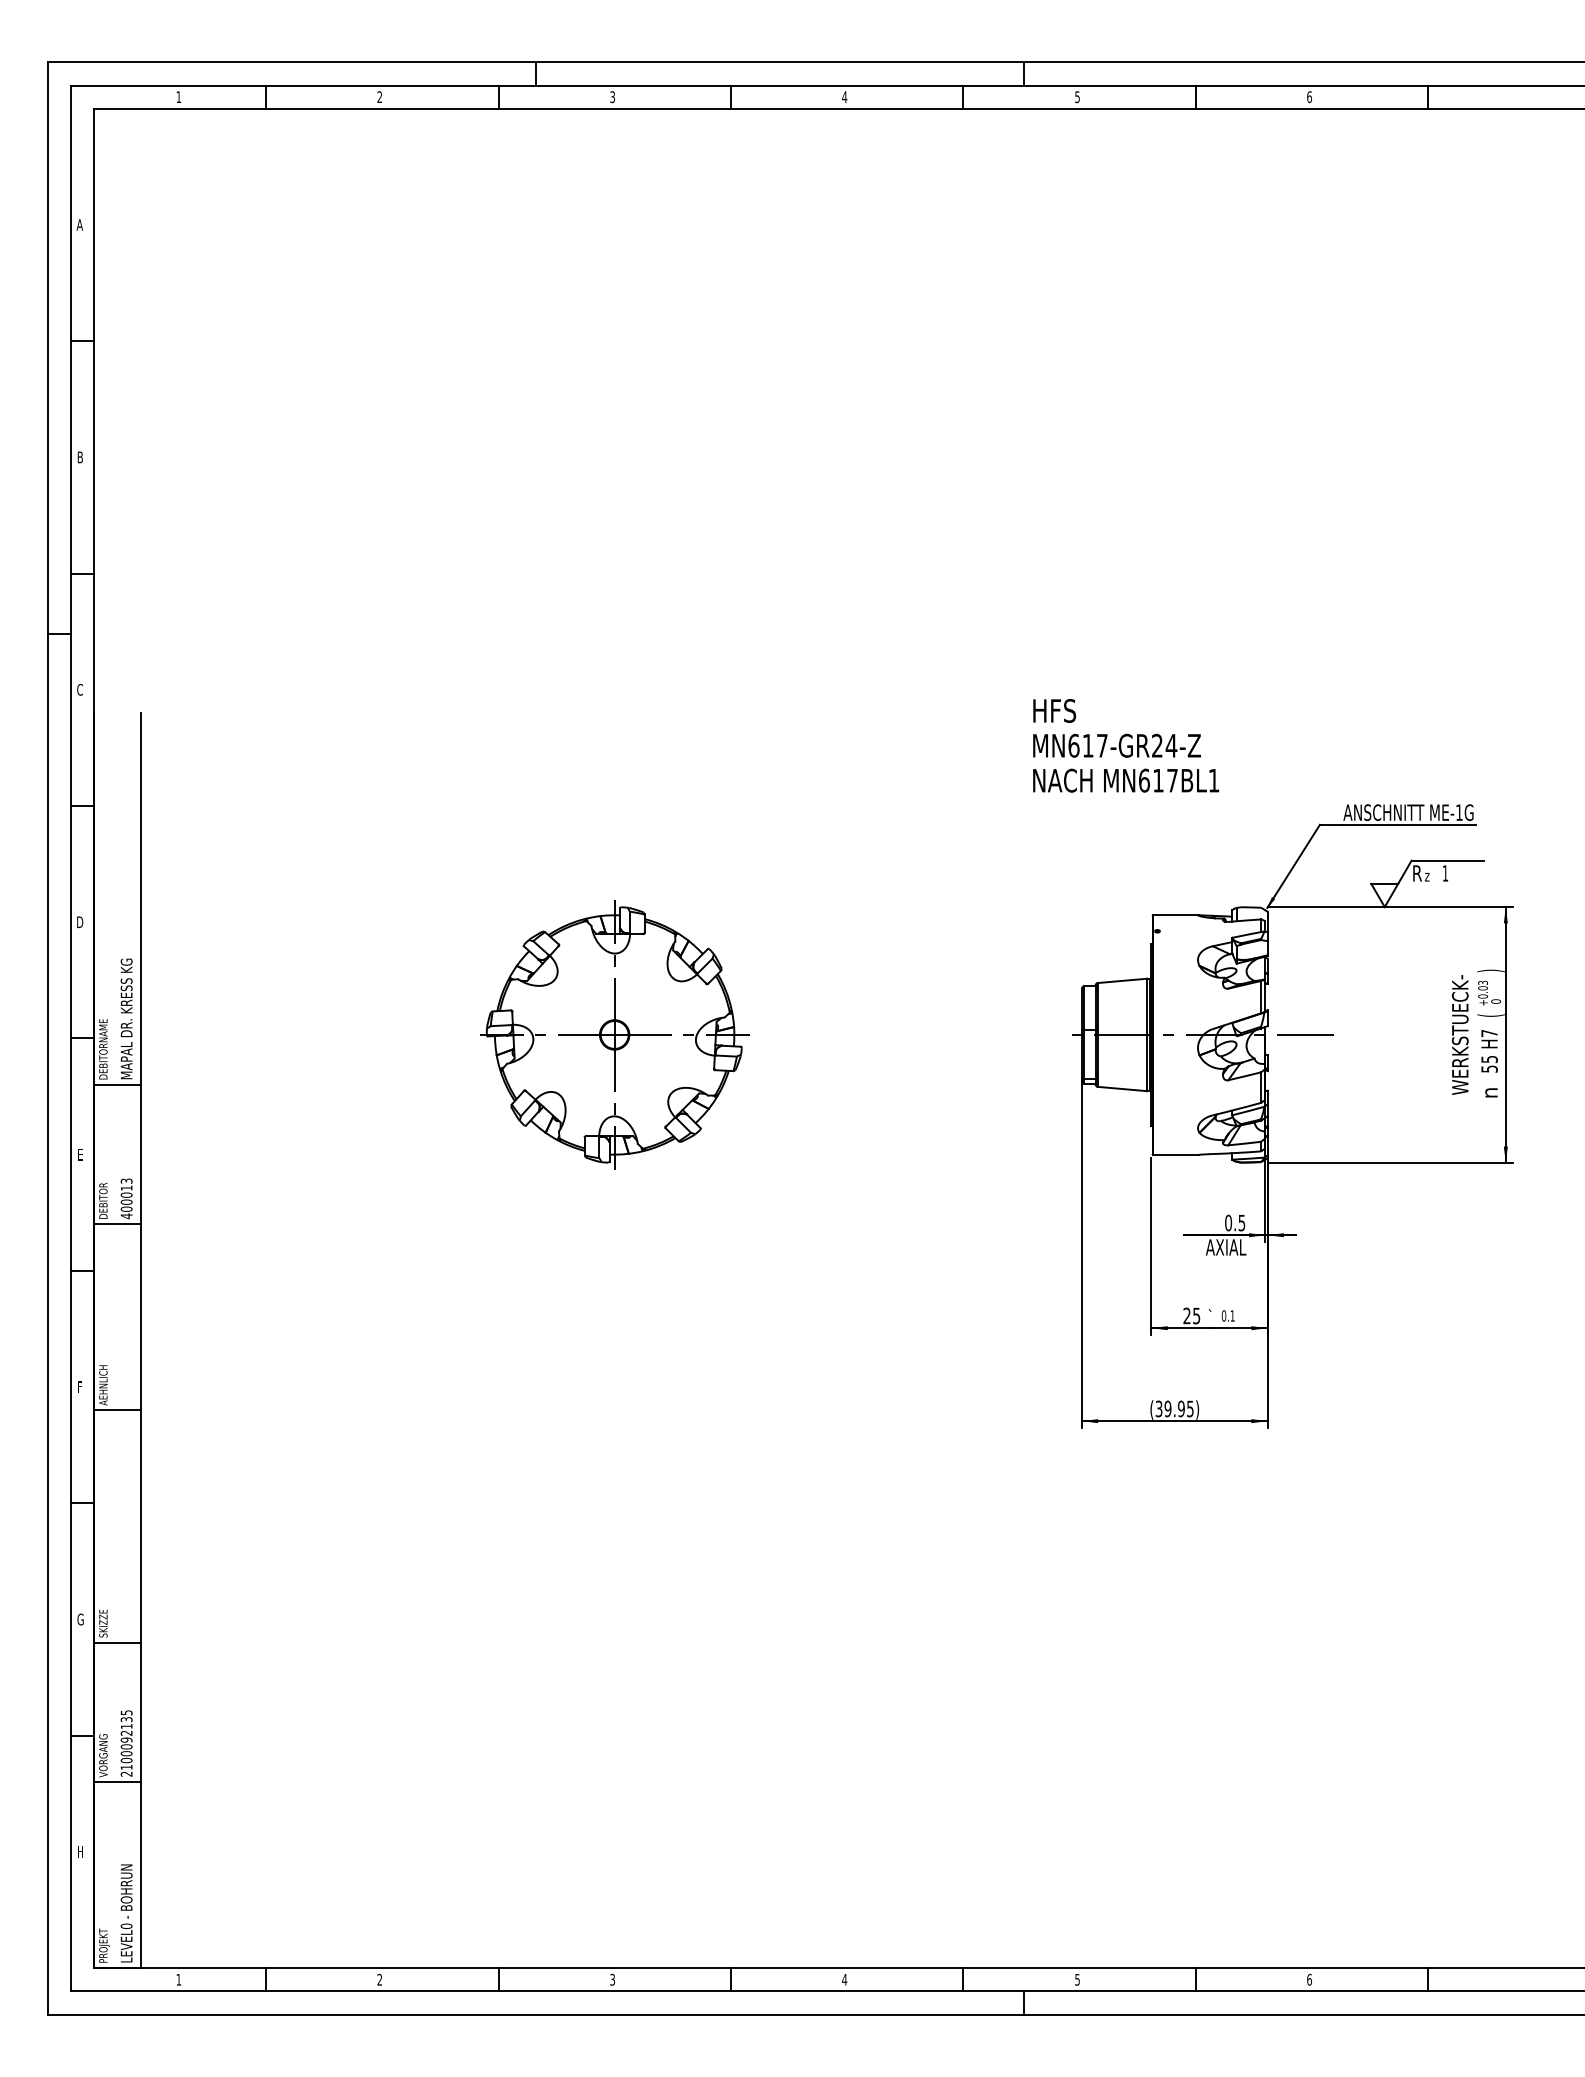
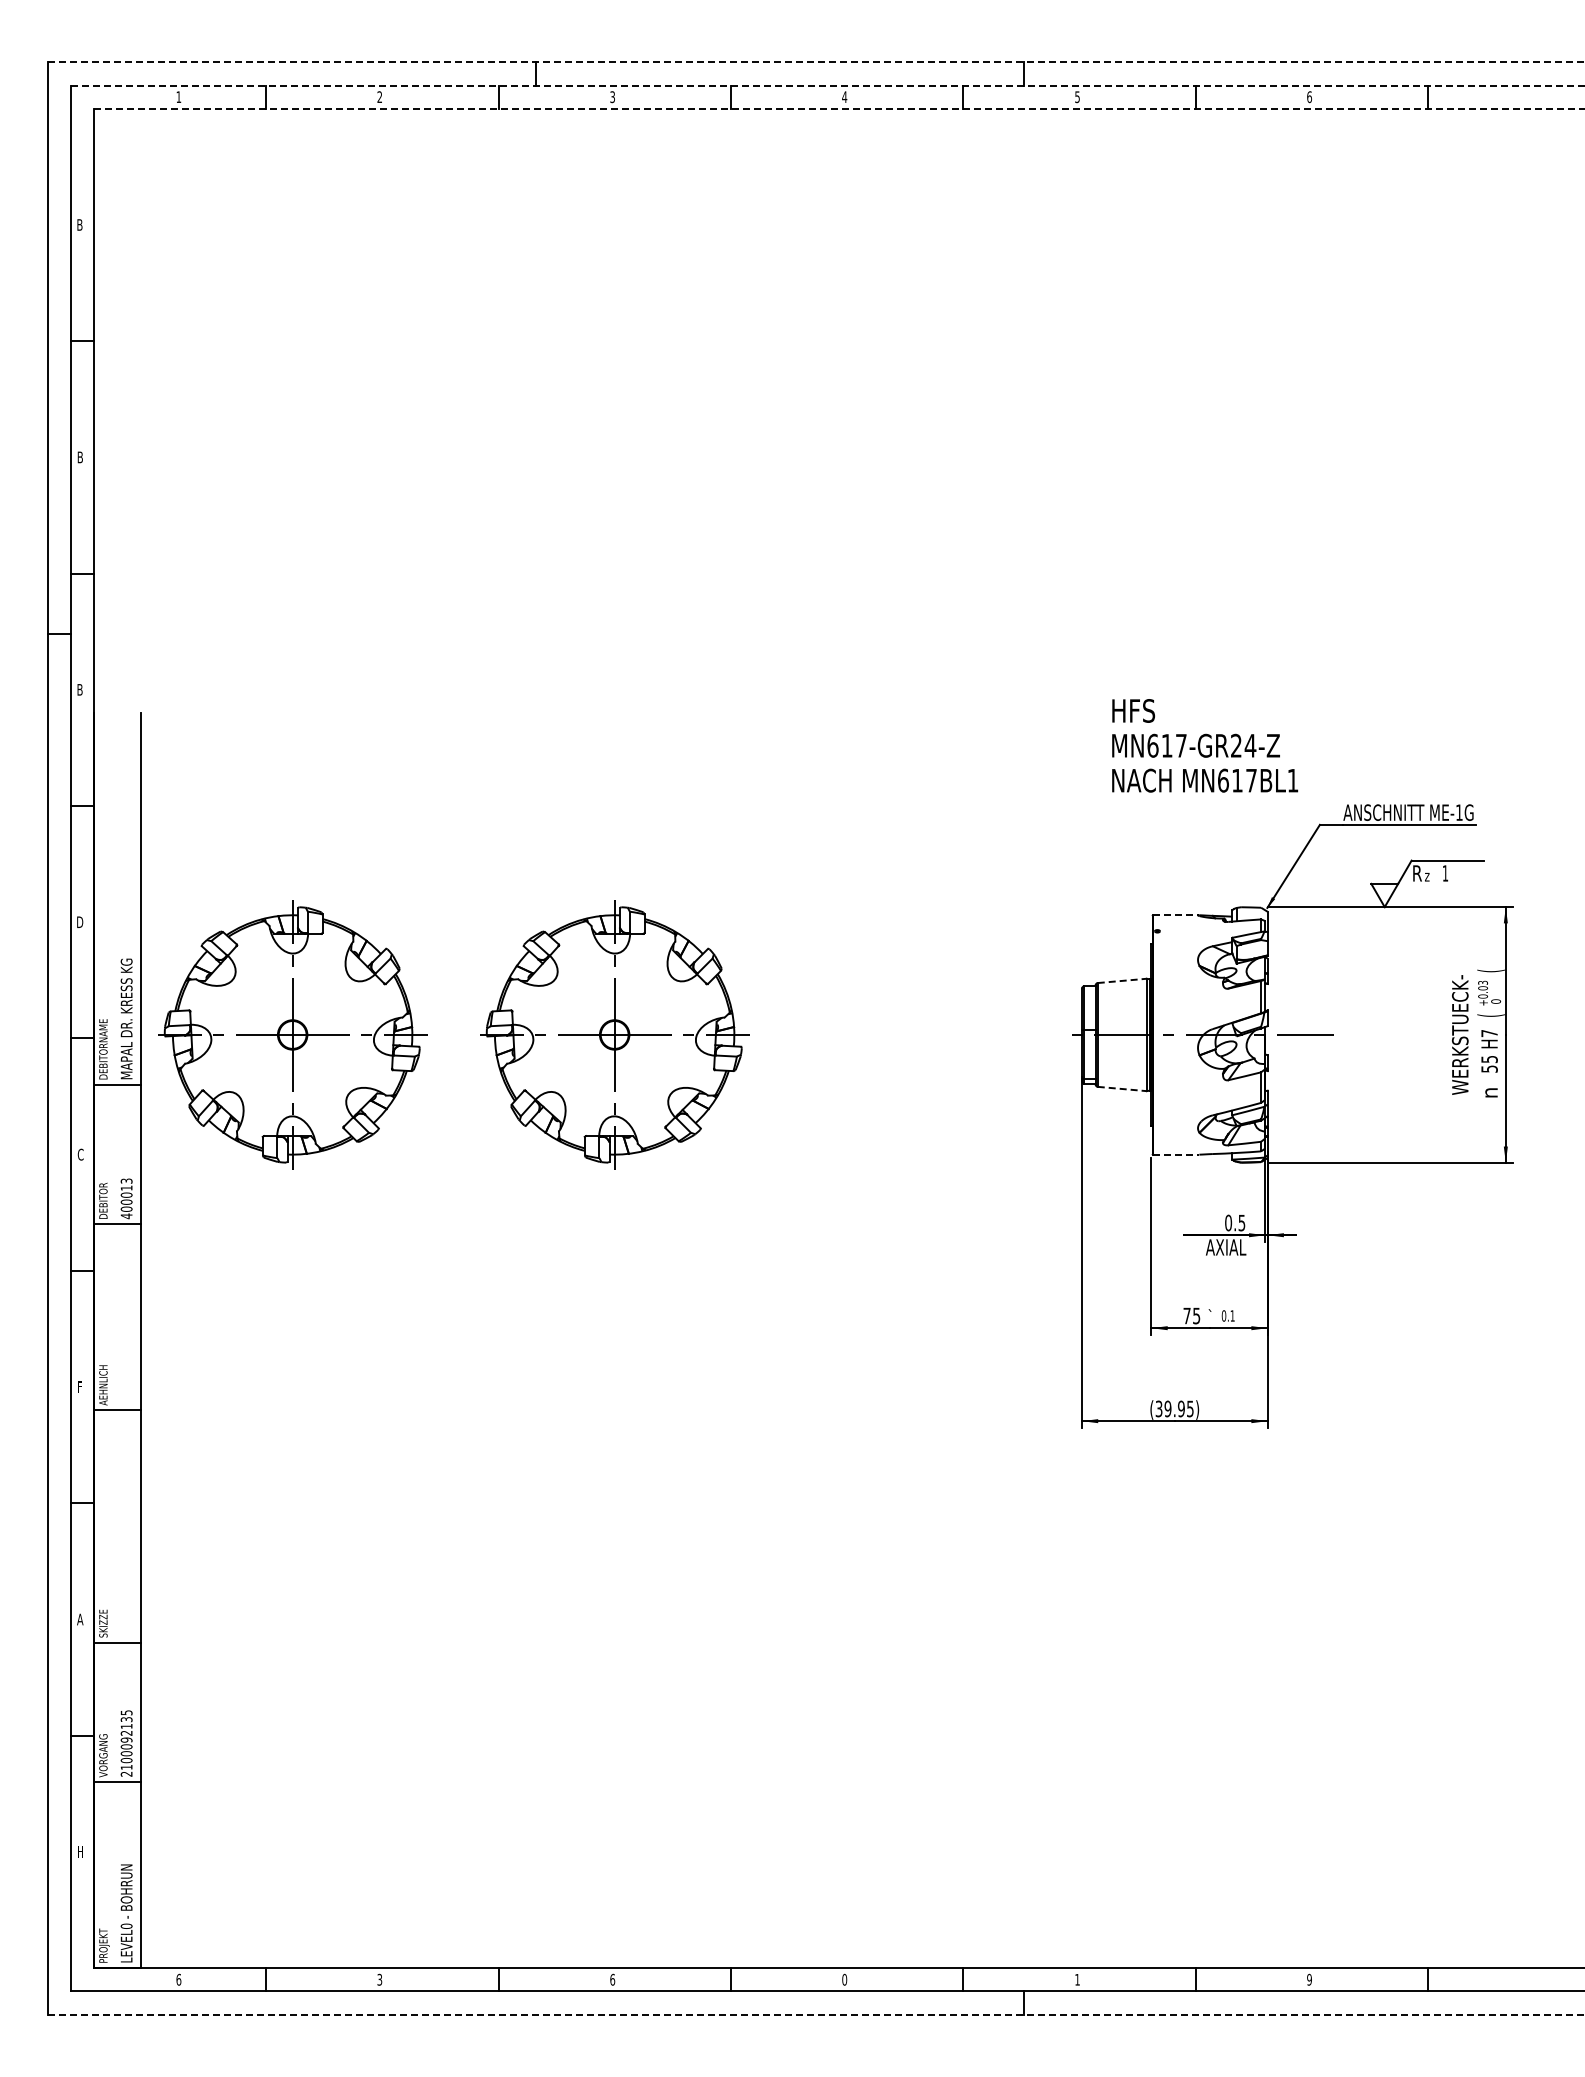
line: solid -> dashed (816, 62)
line: solid -> dashed (827, 85)
line: solid -> dashed (839, 108)
text: A -> B (79, 224)
text: C -> B (79, 689)
text position: (1126, 745) -> (1205, 745) (1205, 745)
line: solid -> dashed (1176, 915)
text: ) -> ( (1490, 970)
line: solid -> dashed (1122, 980)
part: none -> present (292, 1034)
line: solid -> dashed (1122, 1089)
text: E -> C (80, 1154)
line: solid -> dashed (1176, 1154)
text: 25 -> 75 (1186, 1315)
text: G -> A (80, 1619)
text: 1 -> 6 (178, 1979)
text: 3 -> 6 (612, 1979)
text: 4 -> 0 (844, 1979)
text: 5 -> 1 (1077, 1979)
text: 6 -> 9 (1309, 1979)
text: 2 -> 3 (379, 1980)
line: solid -> dashed (816, 2014)
